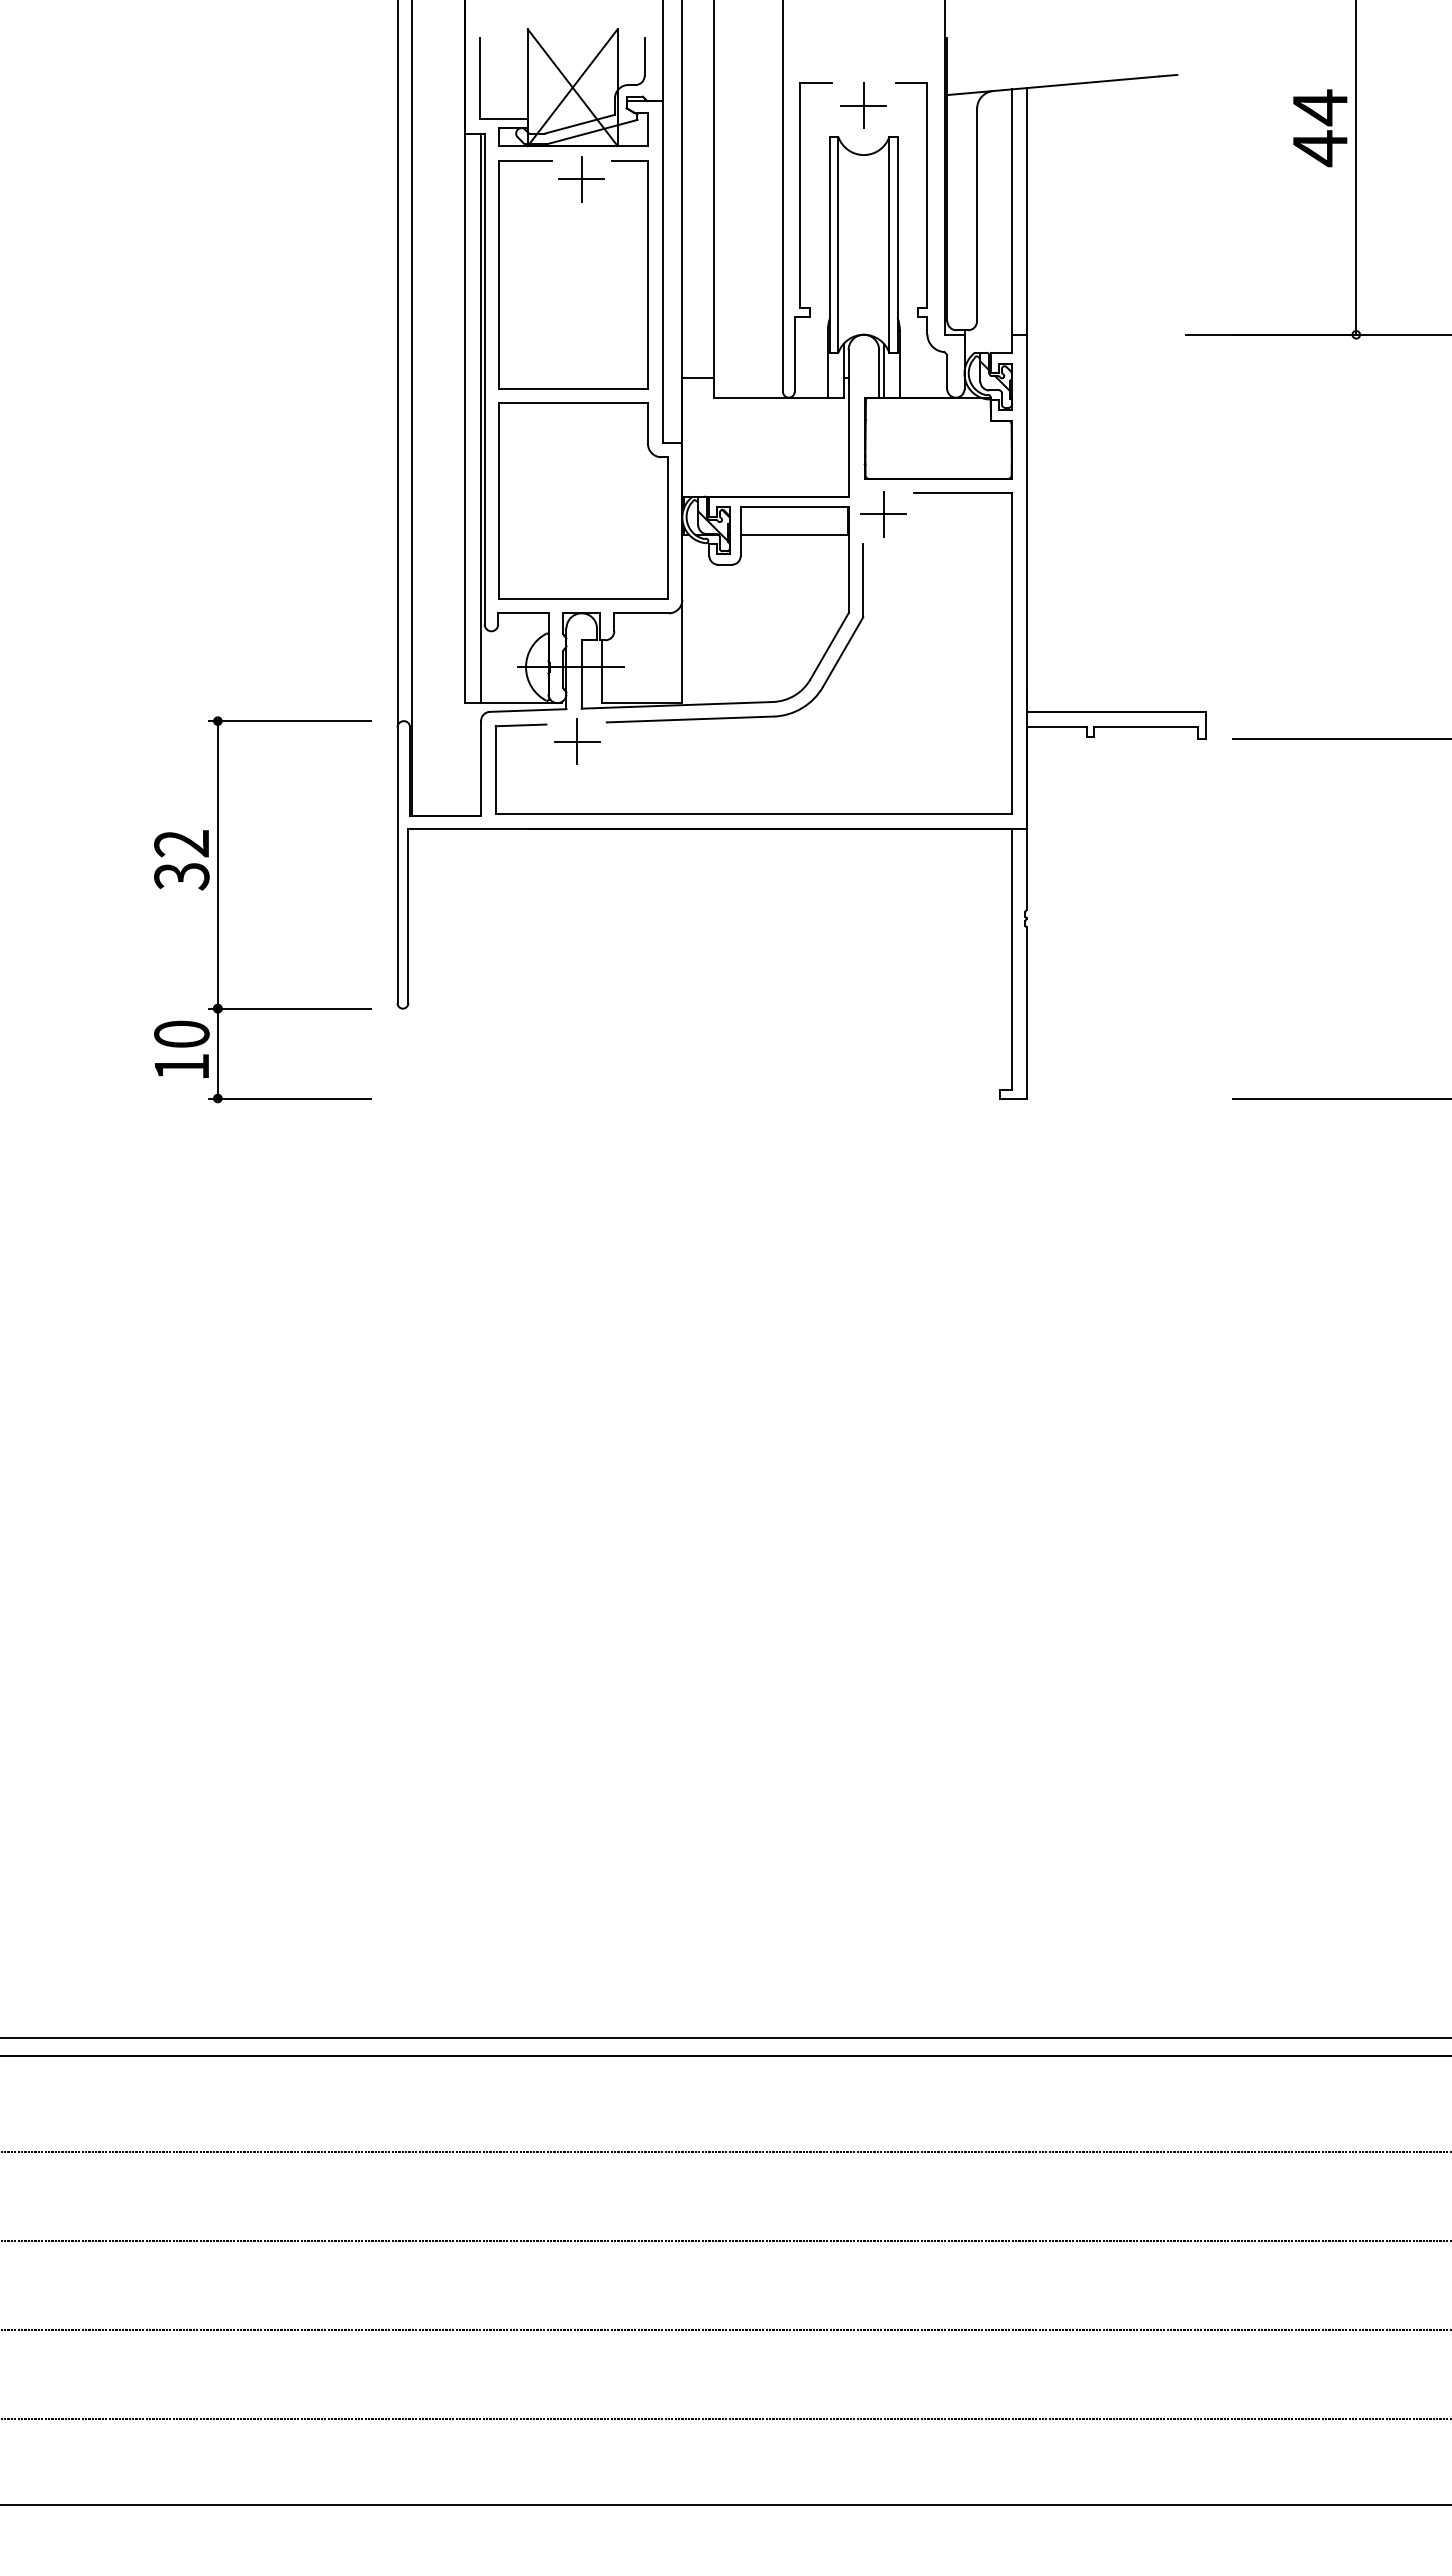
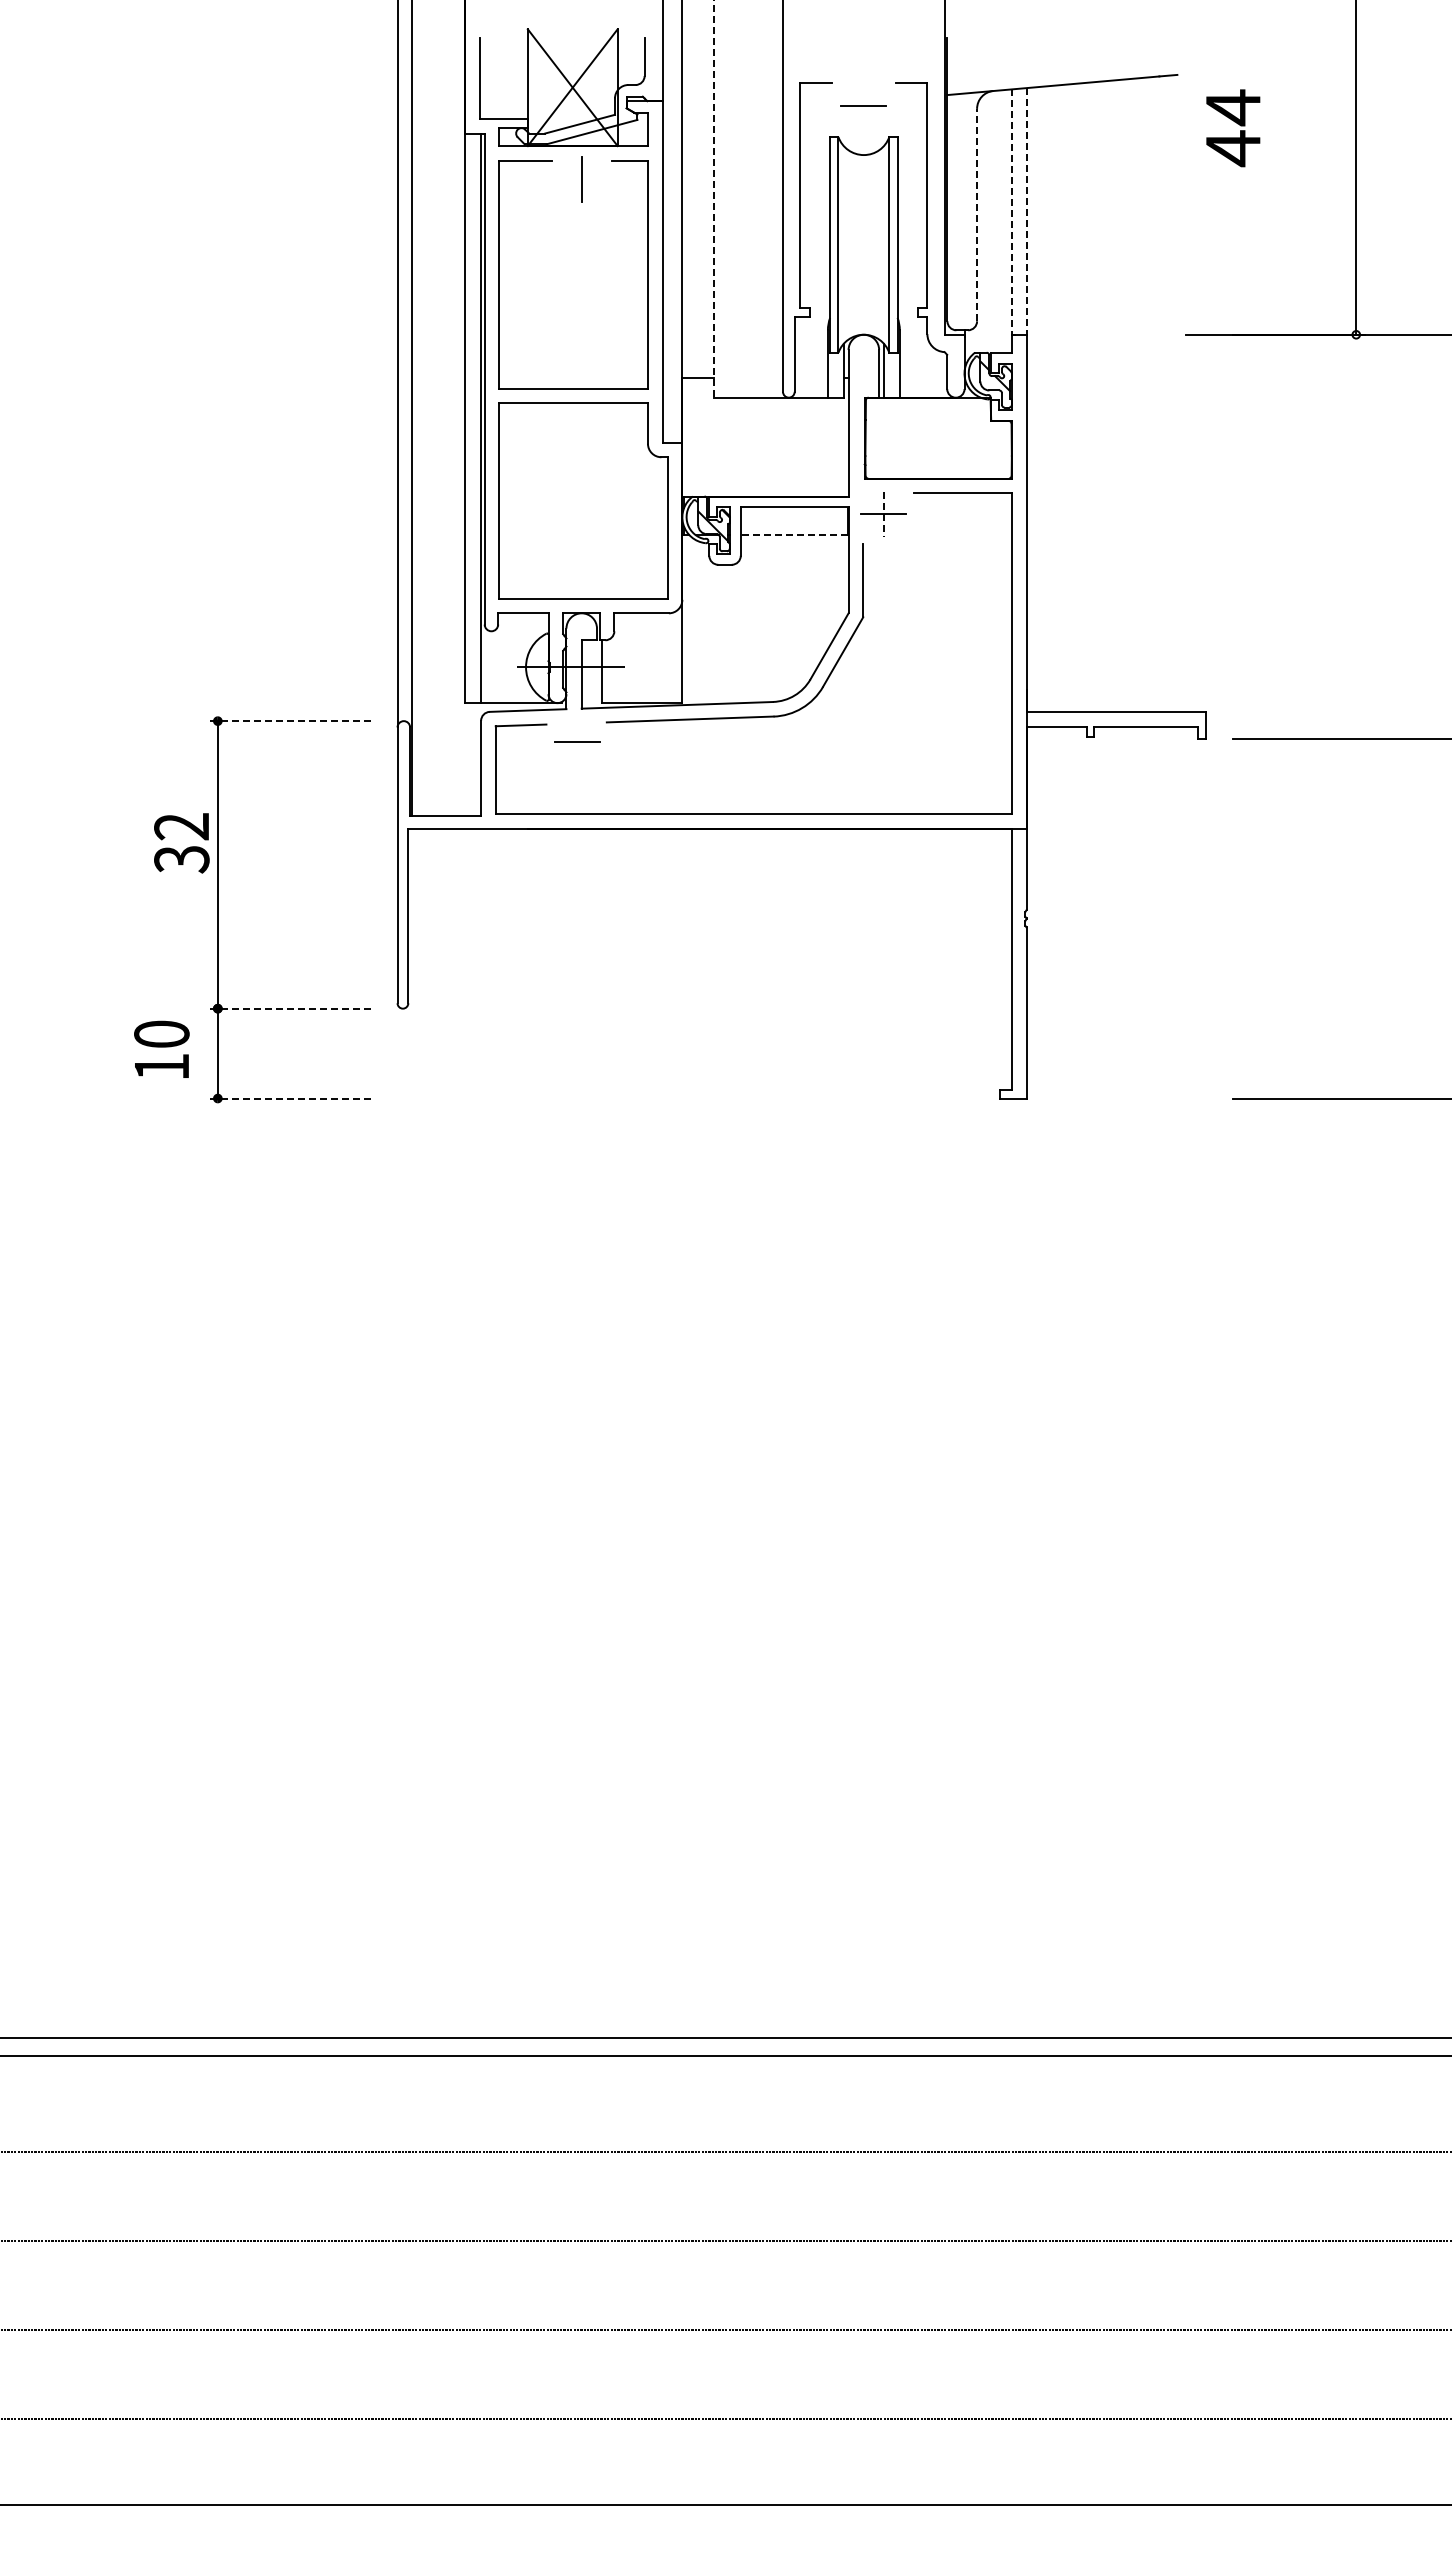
line: present -> none (863, 105)
text position: (1320, 128) -> (1233, 128) (1233, 128)
line: present -> none (581, 179)
line: solid -> dashed (713, 199)
line: solid -> dashed (1026, 211)
line: solid -> dashed (1011, 212)
line: solid -> dashed (977, 214)
line: solid -> dashed (883, 514)
line: solid -> dashed (794, 535)
line: solid -> dashed (289, 721)
line: present -> none (577, 741)
text position: (181, 860) -> (181, 843) (181, 843)
line: solid -> dashed (289, 1008)
text position: (181, 1048) -> (161, 1048) (161, 1048)
line: solid -> dashed (289, 1098)
